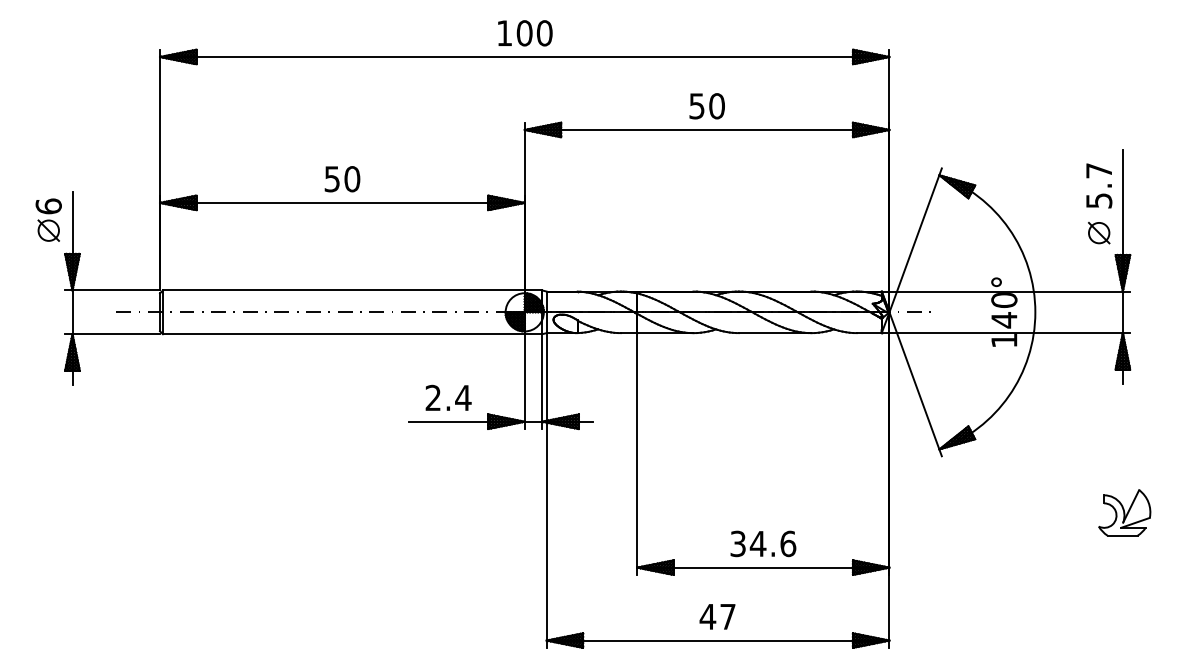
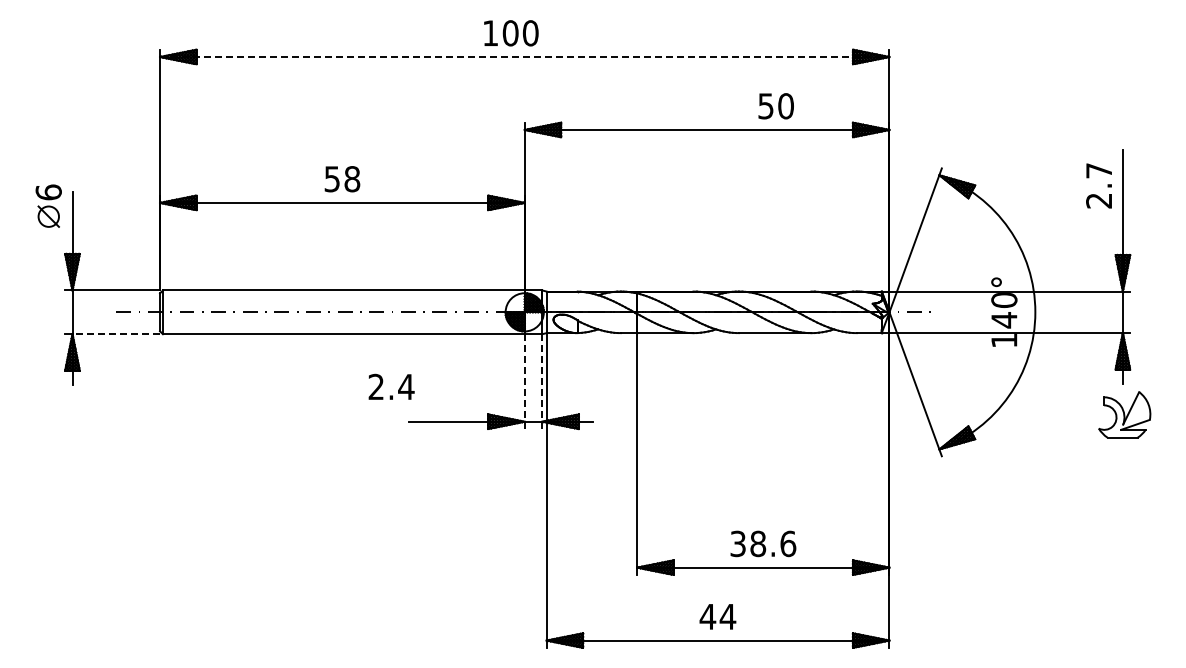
text position: (525, 33) -> (511, 33) (511, 33)
line: solid -> dashed (524, 57)
text position: (706, 106) -> (775, 106) (775, 106)
text: 50 -> 58 (352, 179)
text: 5.7 -> 2.7 (1099, 200)
part position: (48, 219) -> (48, 205) (48, 205)
part: present -> none (1099, 233)
line: solid -> dashed (116, 334)
line: solid -> dashed (542, 381)
line: solid -> dashed (524, 382)
text position: (448, 397) -> (391, 386) (391, 386)
part position: (1124, 512) -> (1124, 414) (1124, 414)
text: 34.6 -> 38.6 (757, 543)
text: 47 -> 44 (727, 616)
